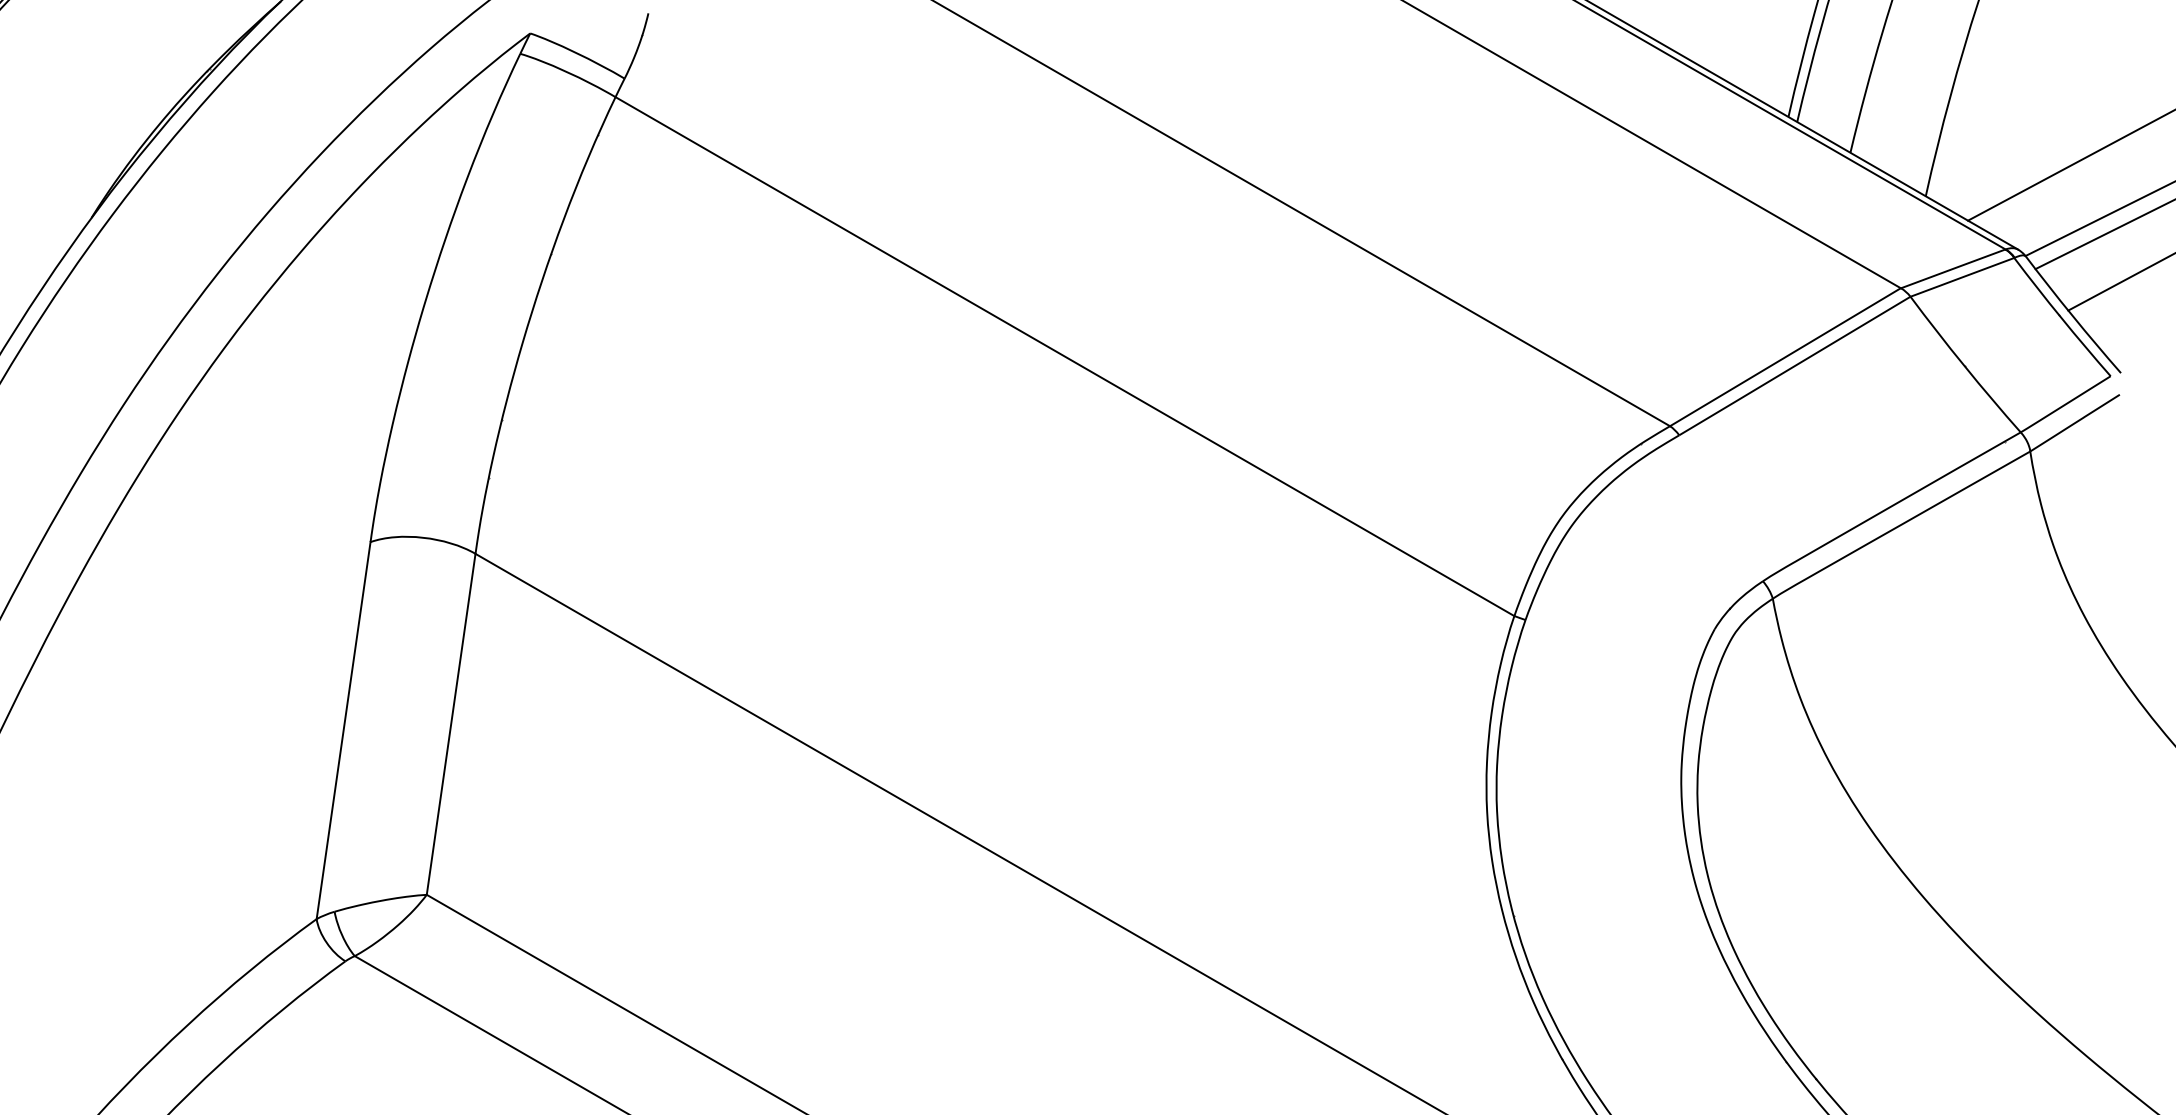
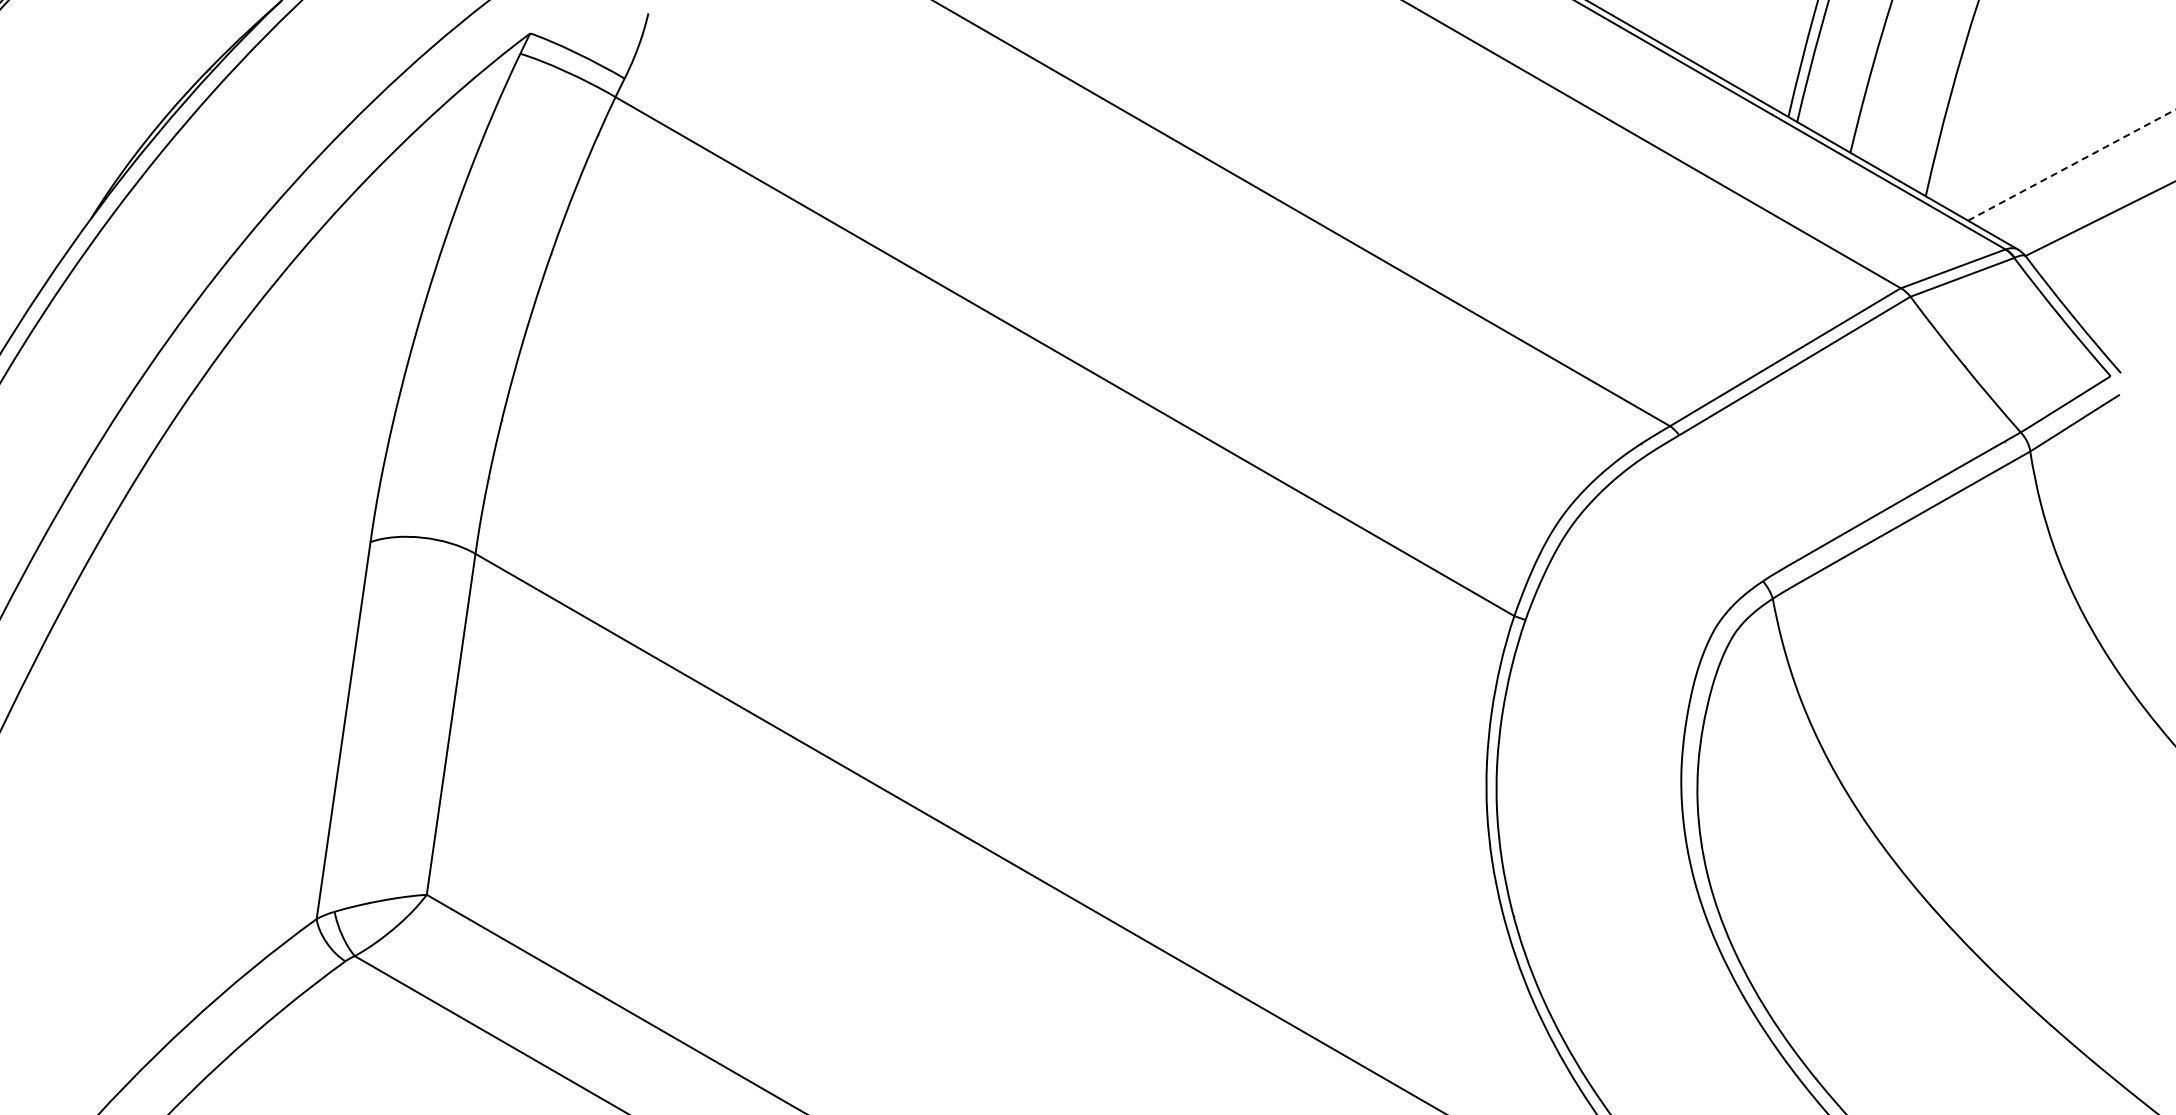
line: solid -> dashed (2072, 165)
line: present -> none (2103, 234)
line: present -> none (2120, 282)
